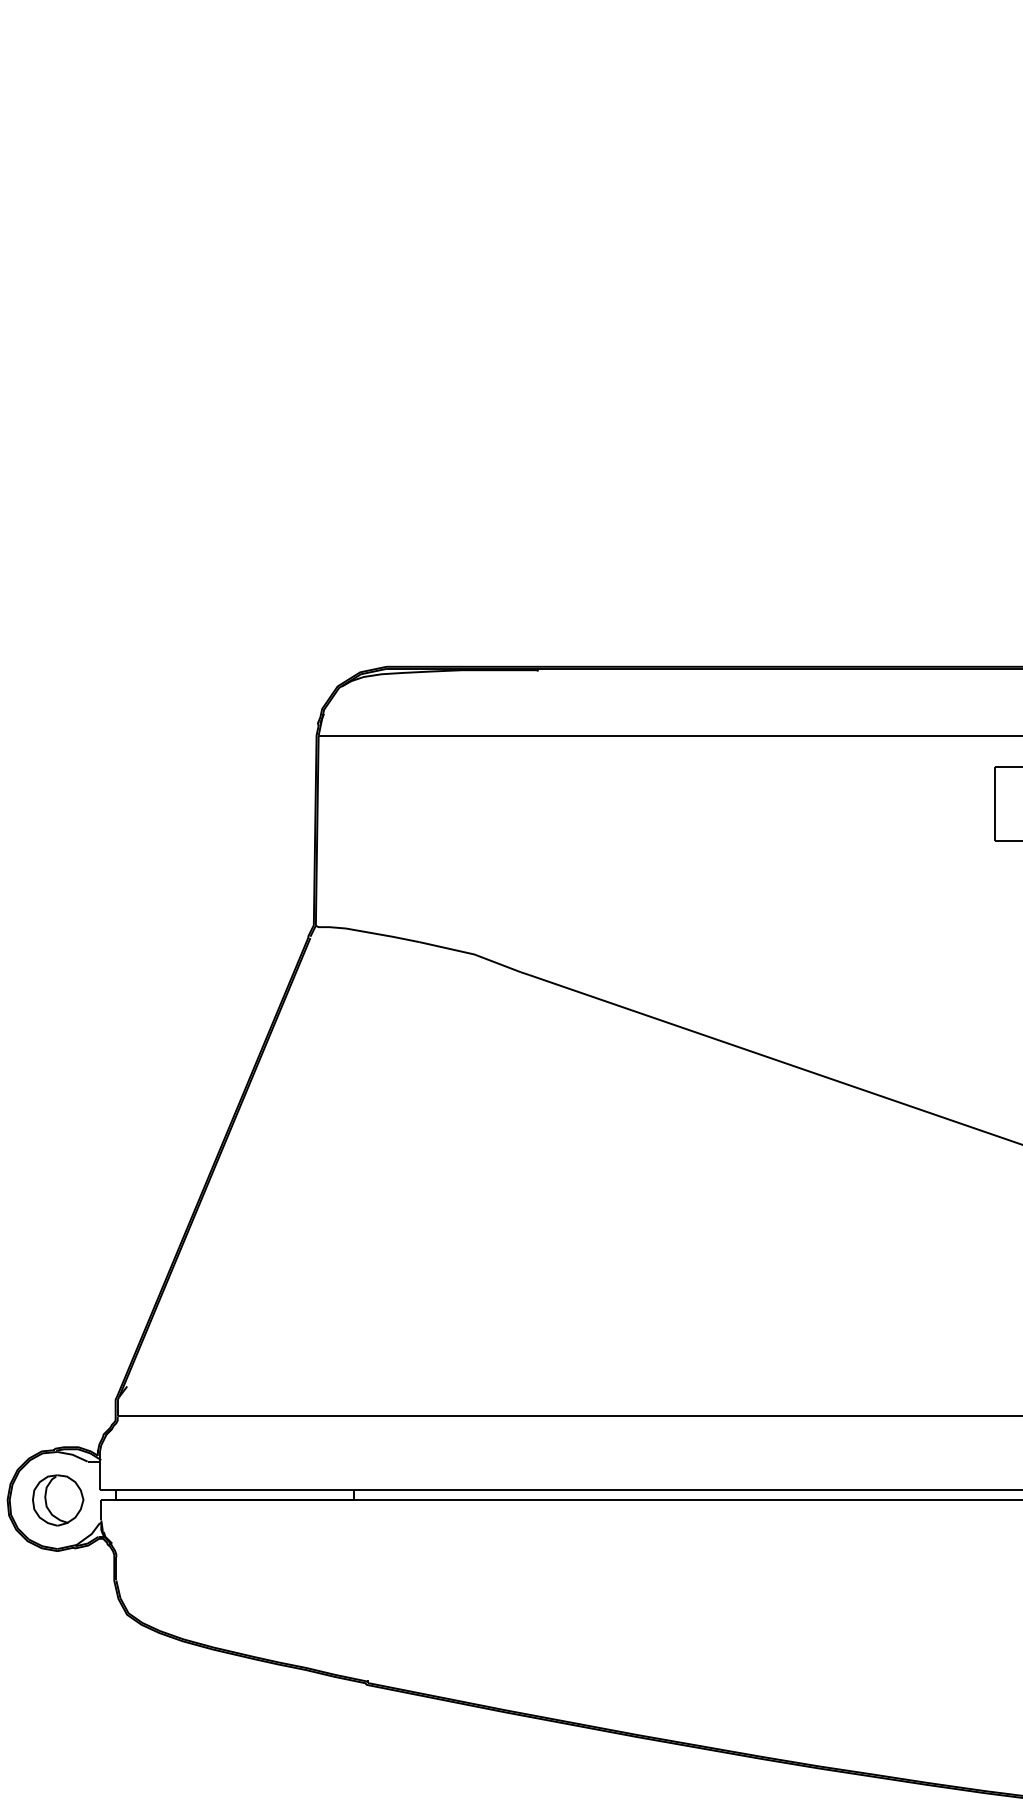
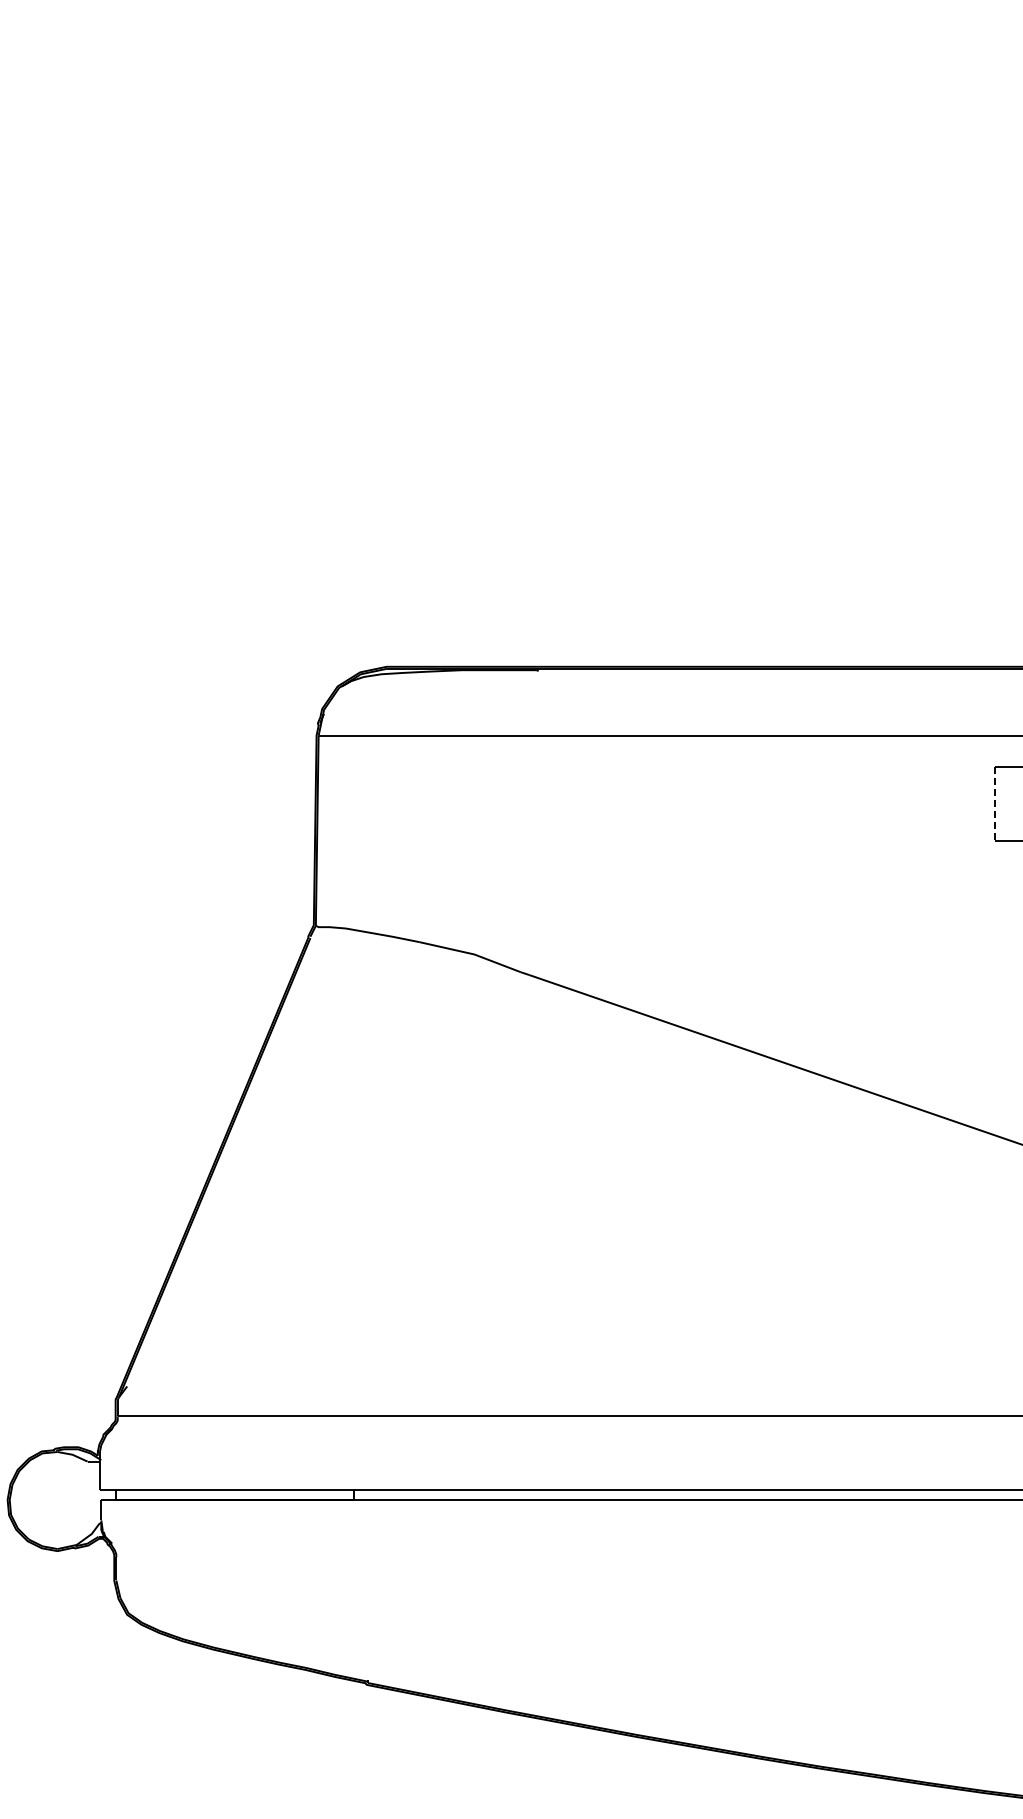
line: solid -> dashed (995, 804)
part: present -> none (58, 1500)
